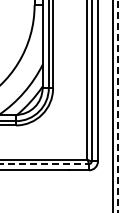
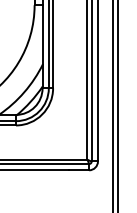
line: dashed -> solid (117, 106)
line: dashed -> solid (45, 164)
